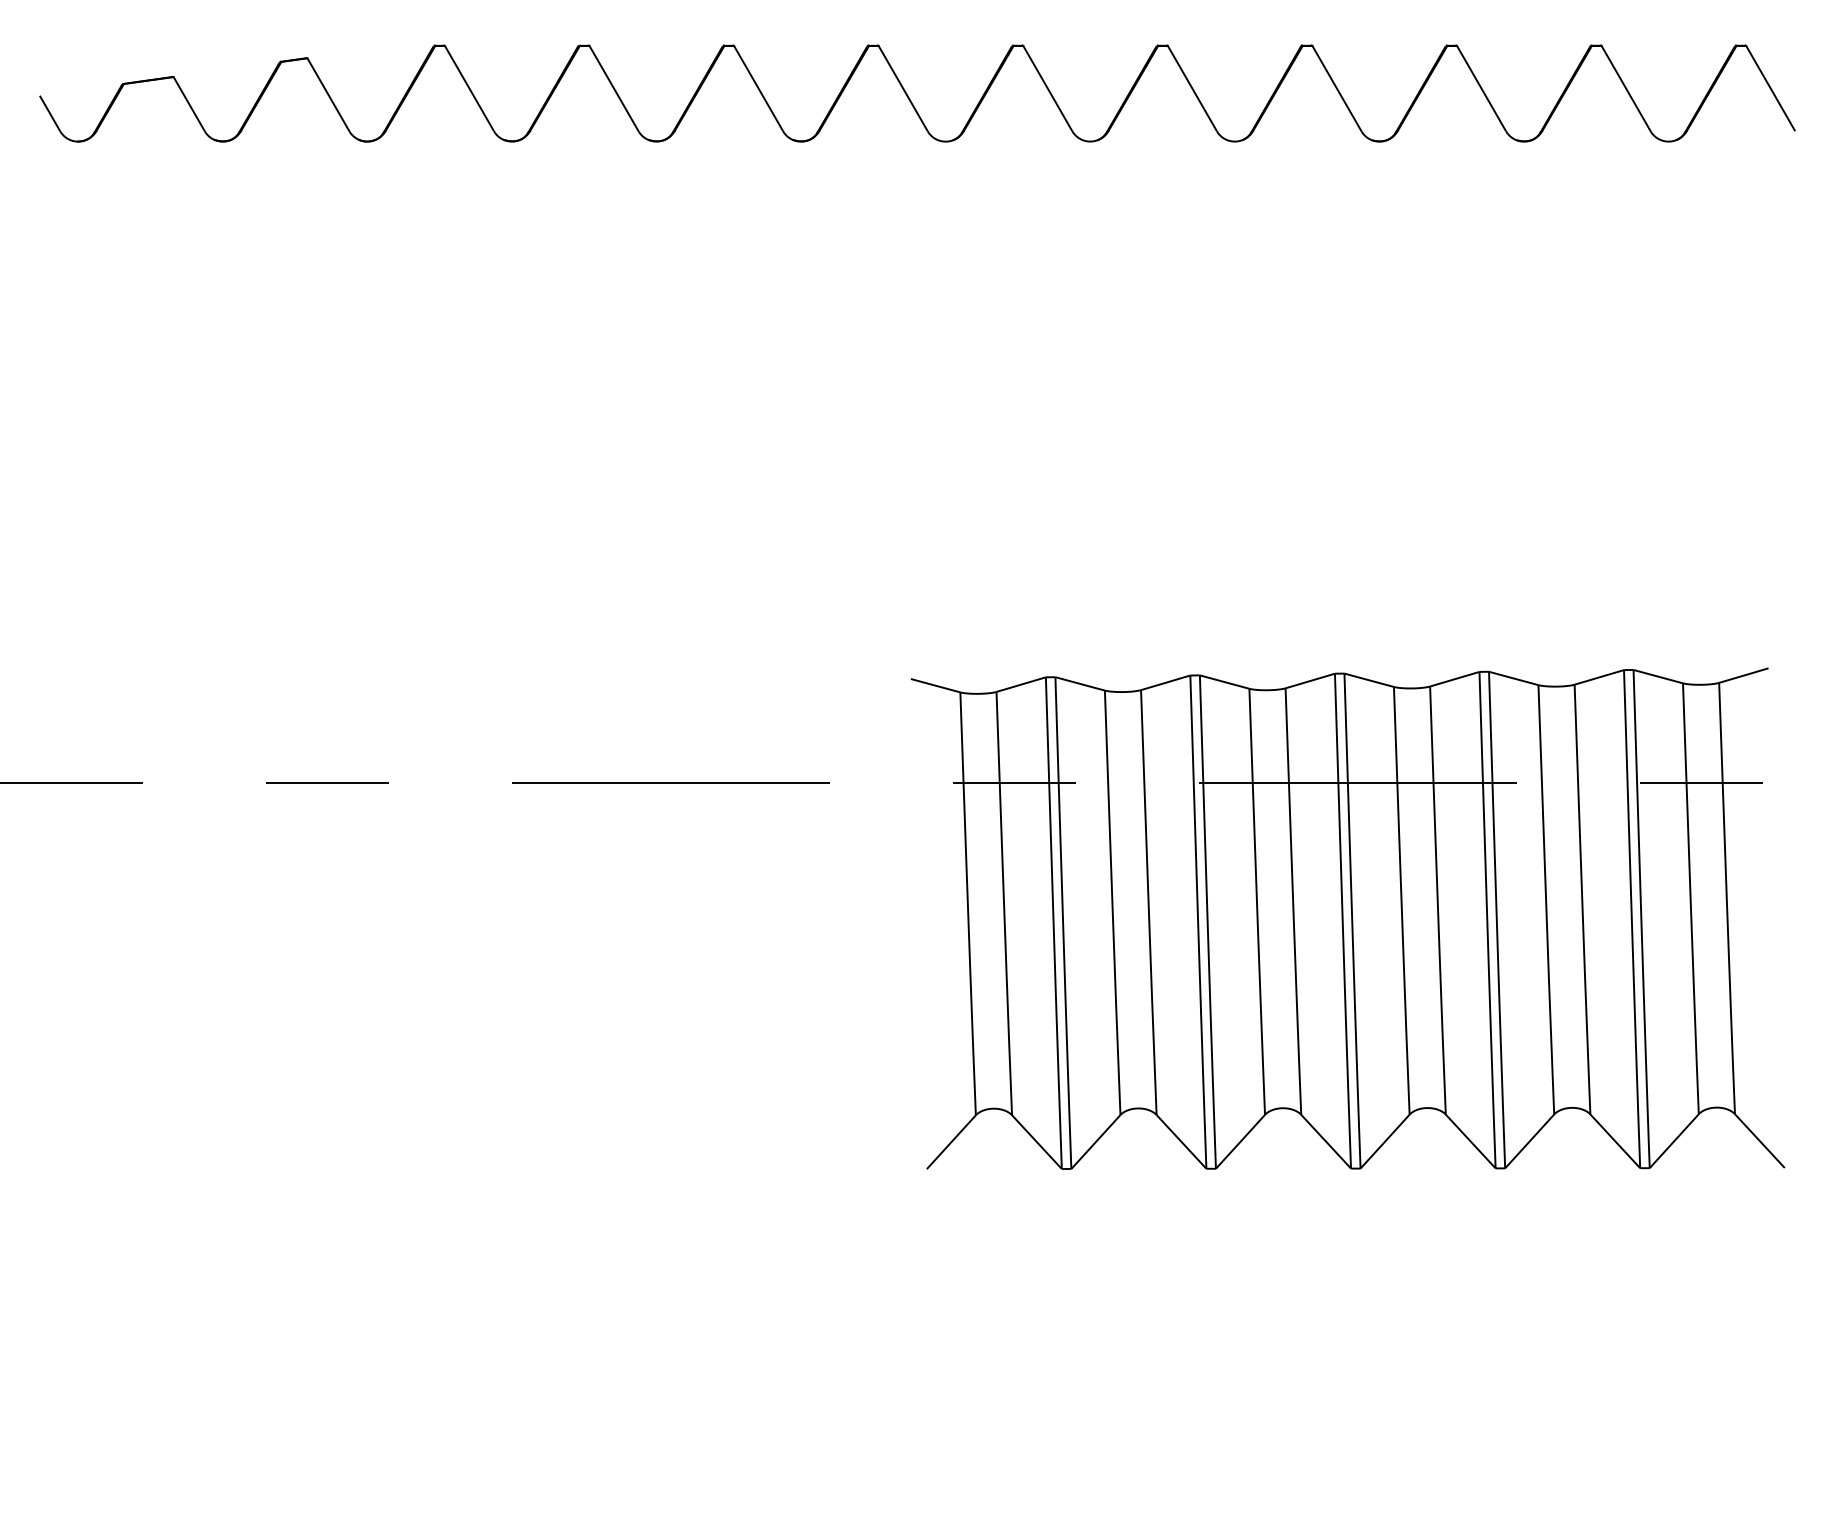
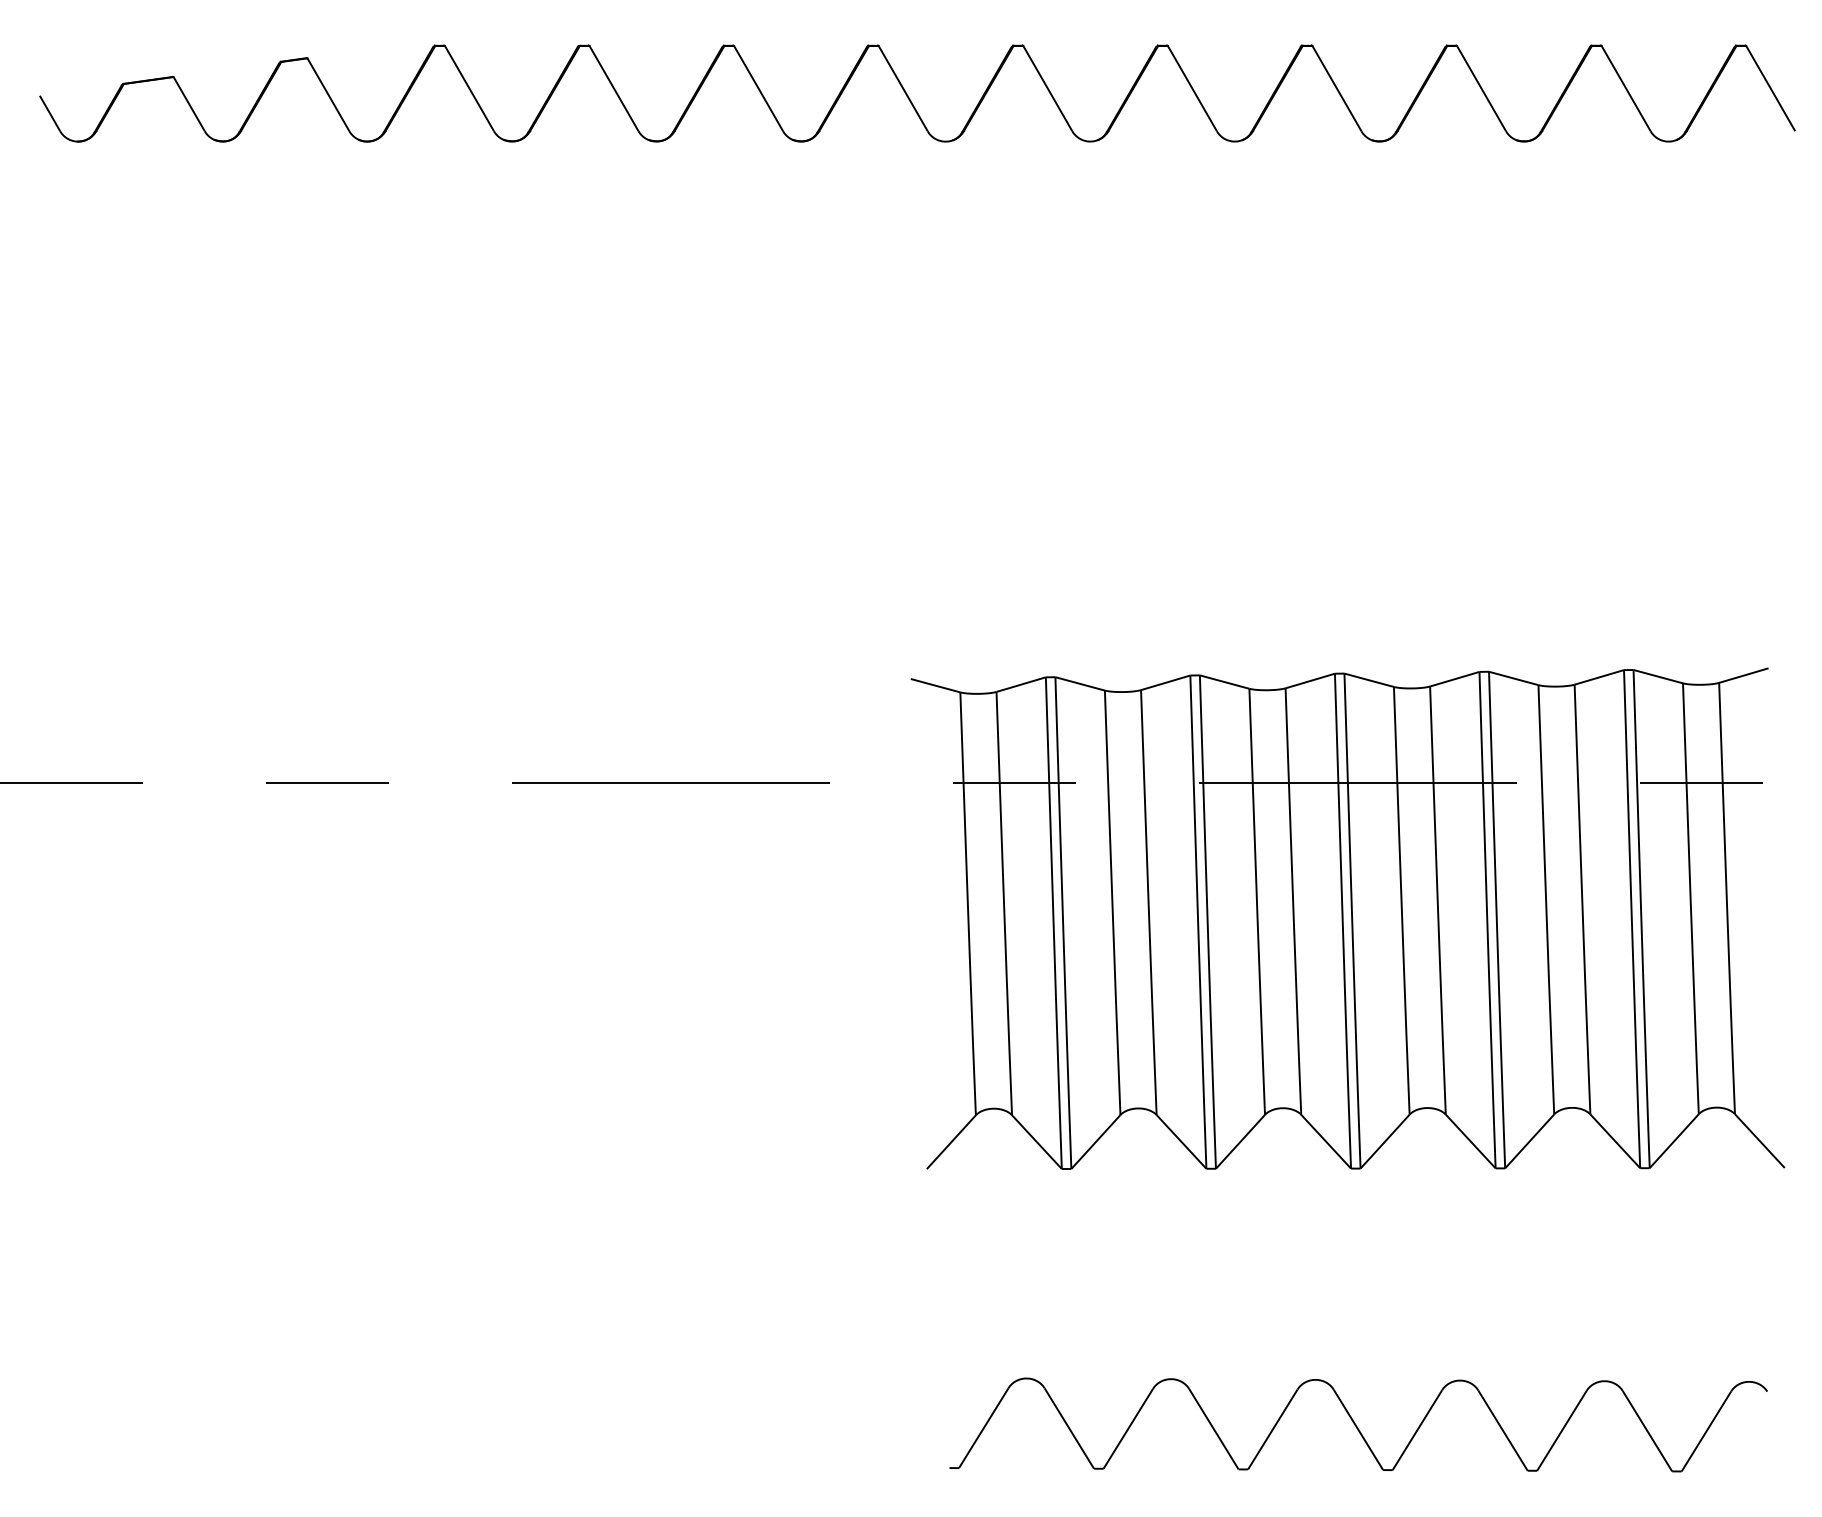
part: none -> present (1358, 1424)
